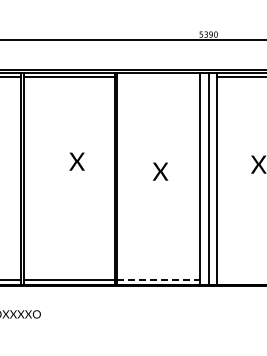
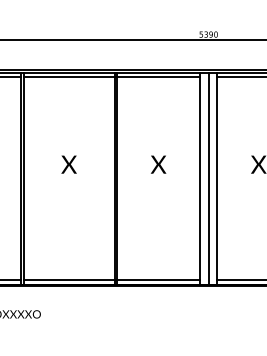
line: none -> present (158, 76)
text position: (76, 161) -> (68, 164) (68, 164)
text position: (160, 171) -> (158, 164) (158, 164)
line: dashed -> solid (159, 279)
line: none -> present (240, 279)
